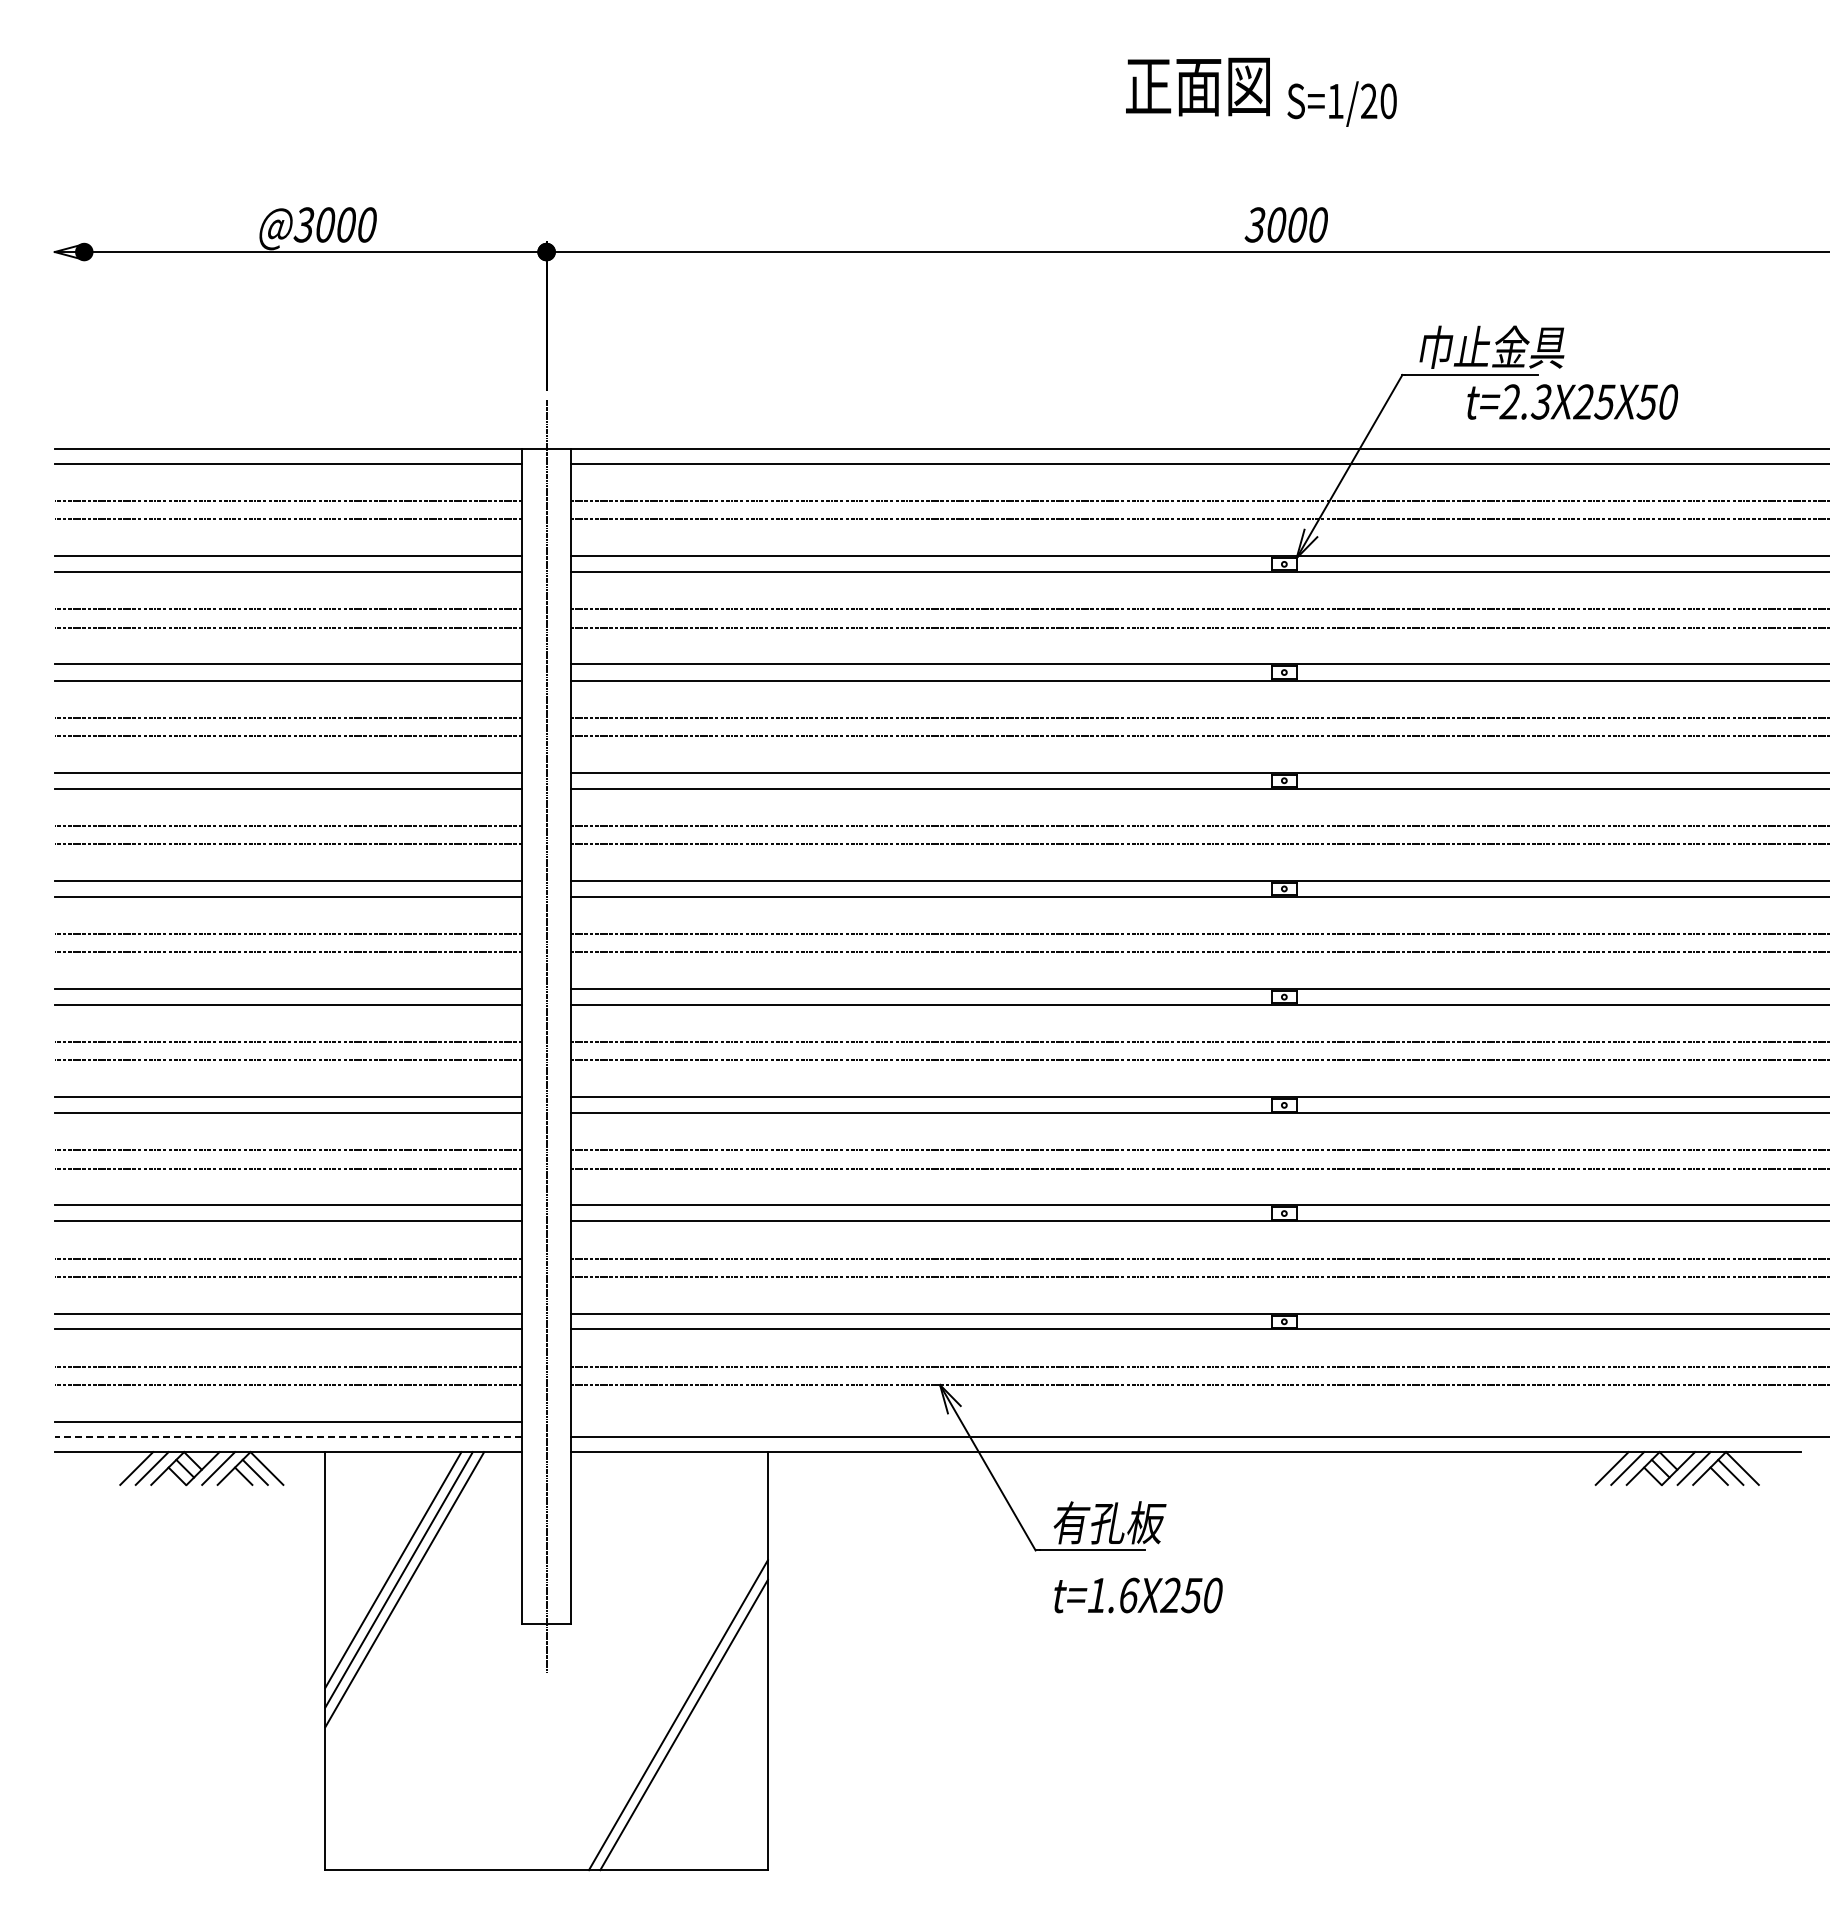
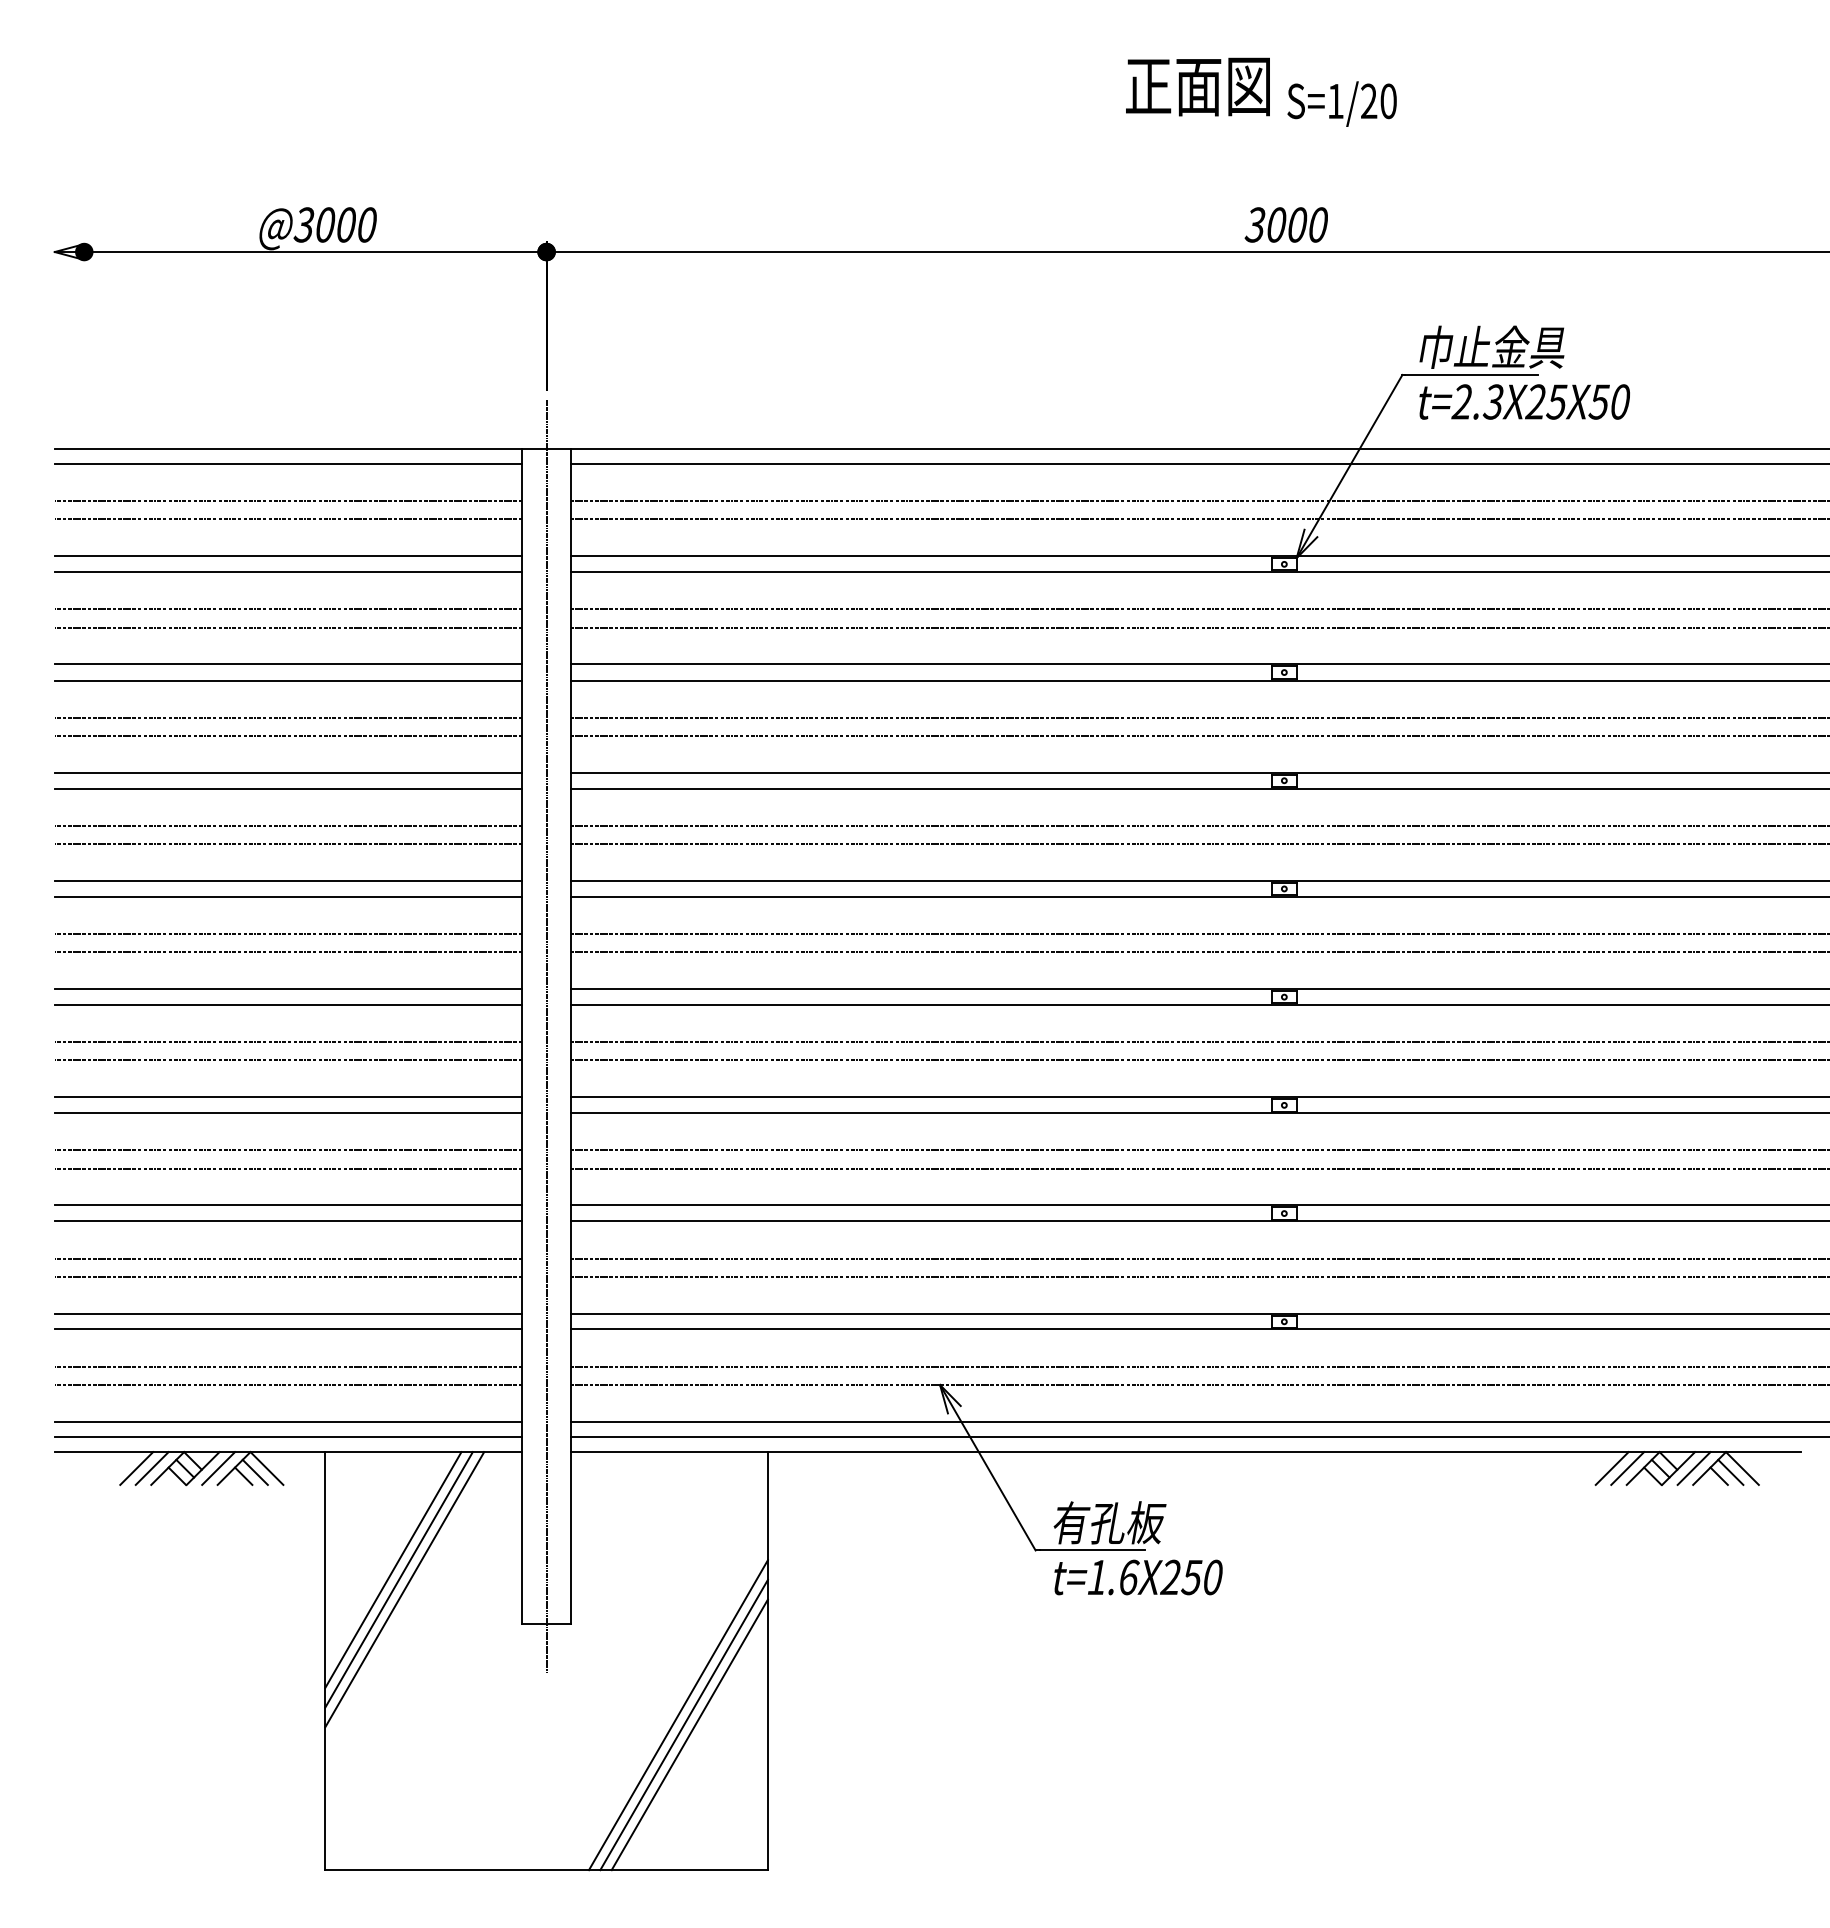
text position: (1572, 401) -> (1524, 401) (1524, 401)
line: none -> present (1198, 1421)
line: dashed -> solid (288, 1437)
text position: (1138, 1595) -> (1138, 1577) (1138, 1577)
line: none -> present (689, 1734)
